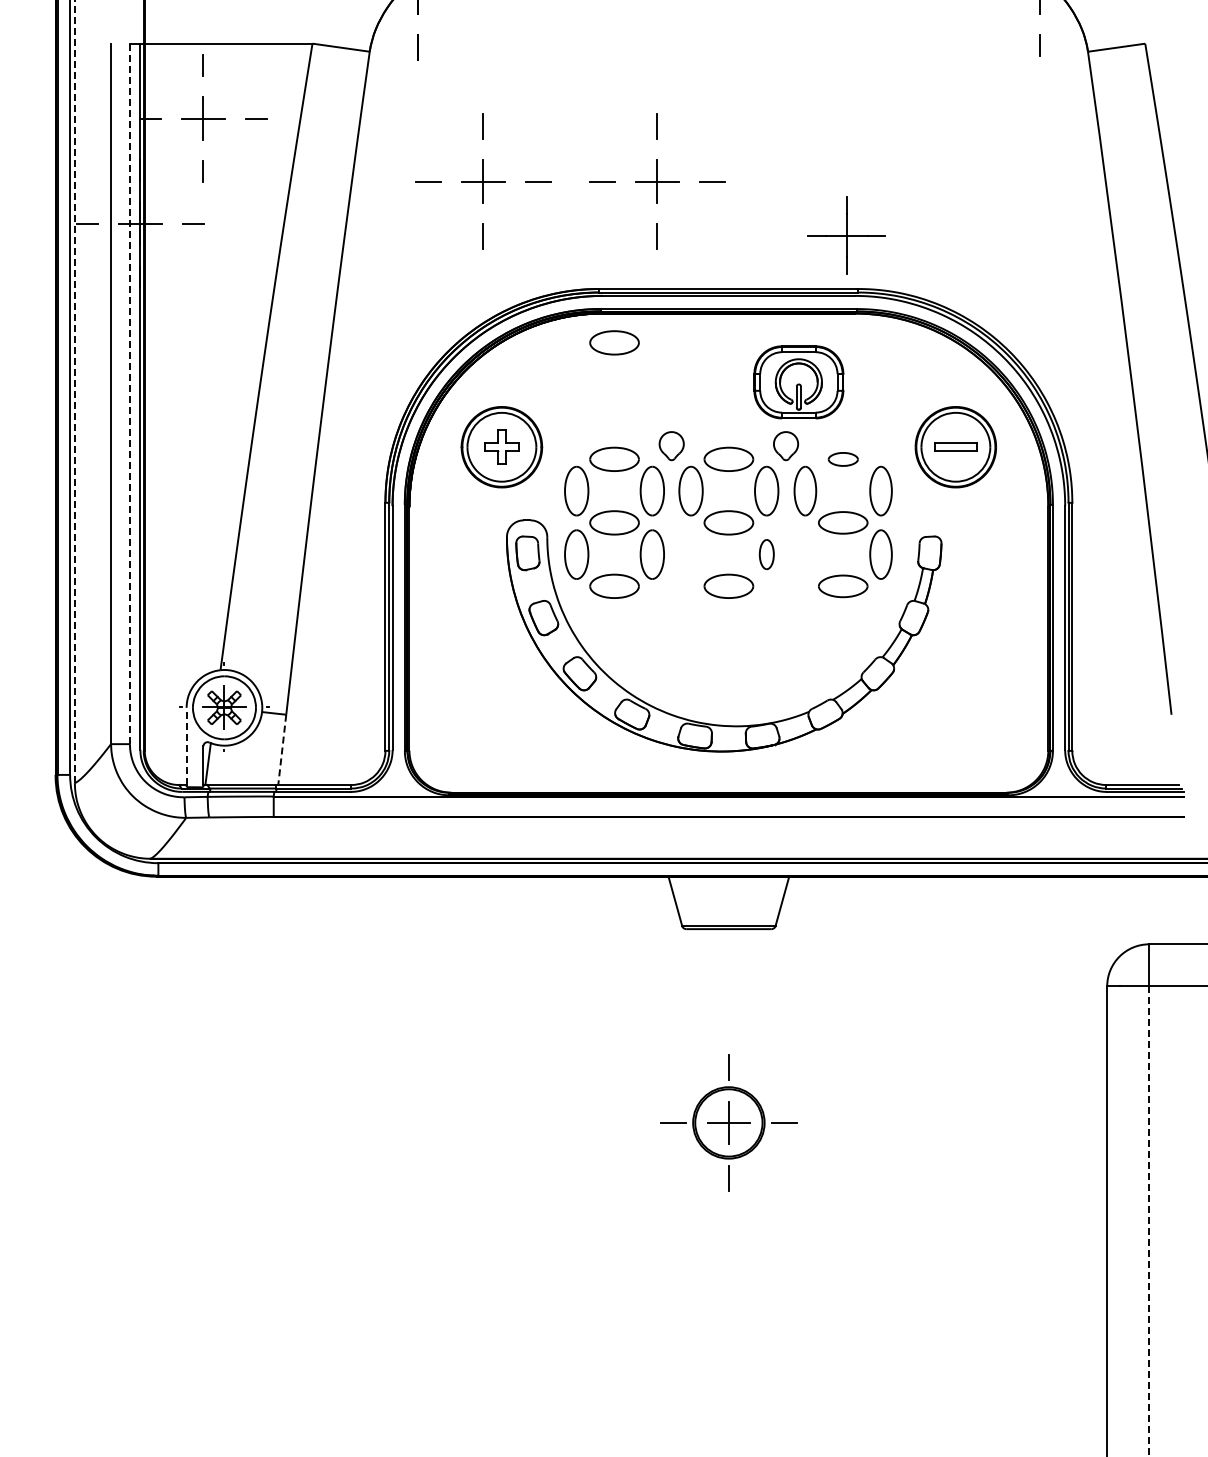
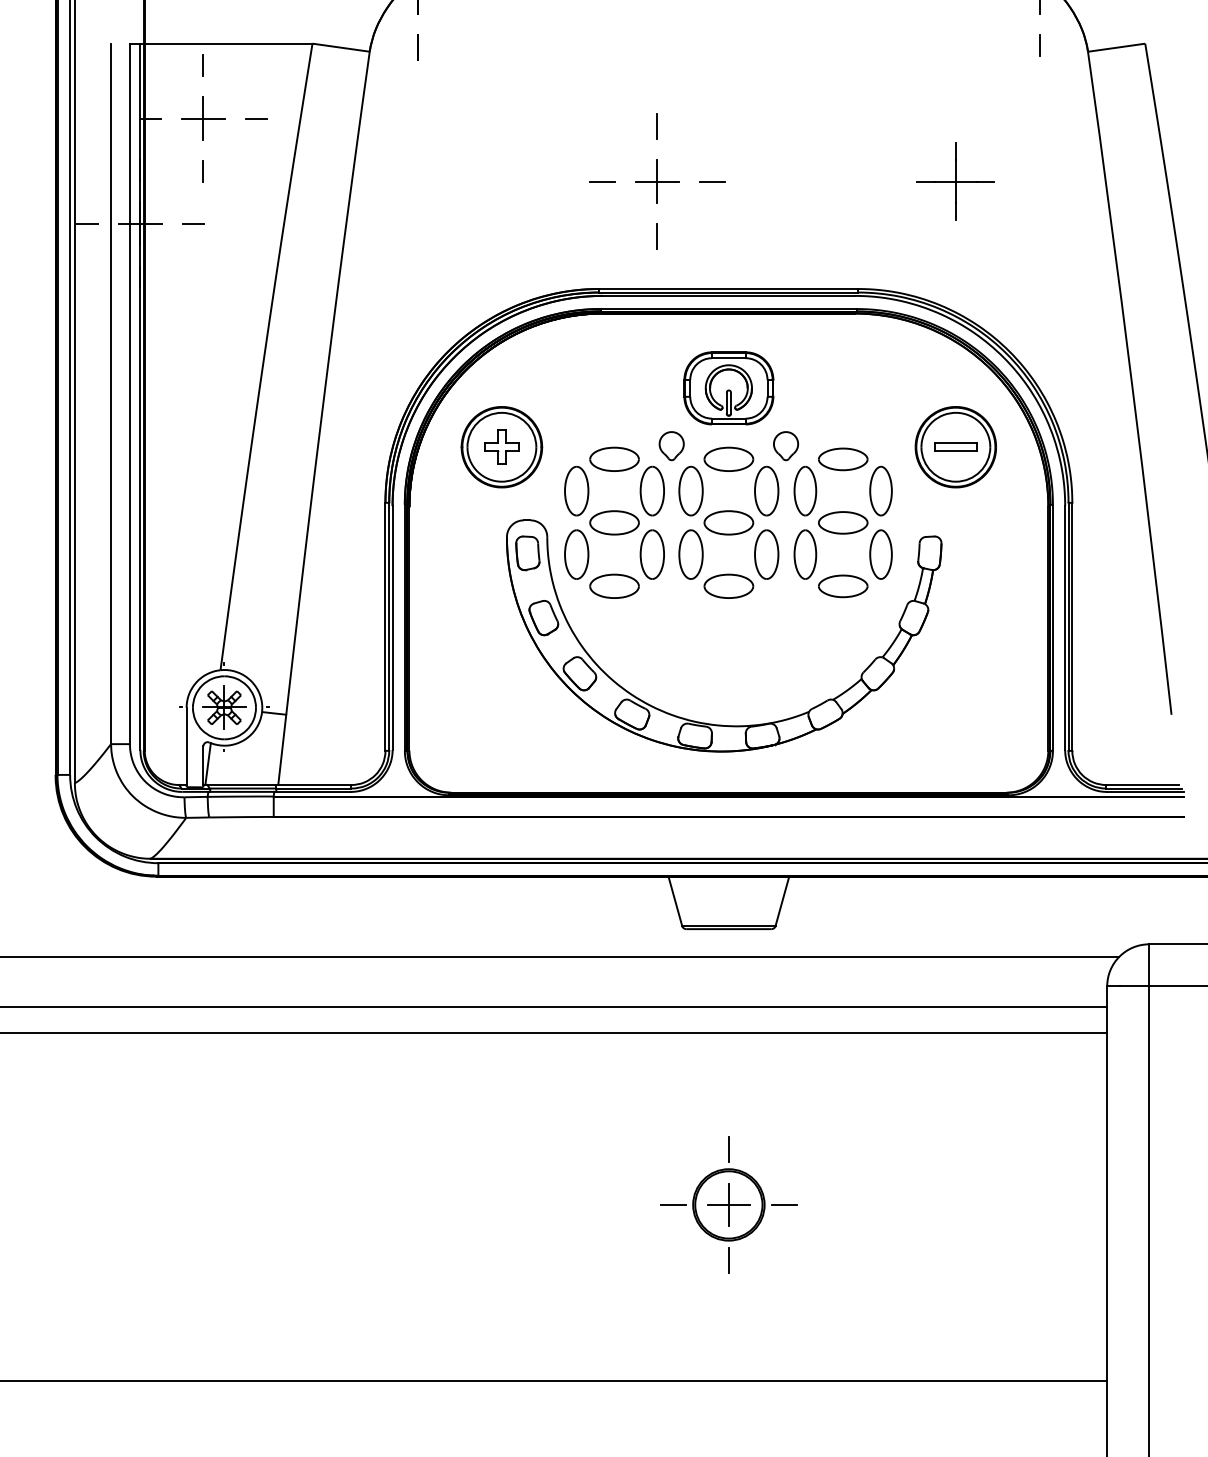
part: present -> none (483, 181)
part position: (846, 235) -> (955, 181) (955, 181)
part: present -> none (614, 342)
part position: (798, 382) -> (728, 388) (728, 388)
line: dashed -> solid (74, 391)
line: dashed -> solid (129, 393)
part size: 32x15 px -> 51x25 px (843, 459)
part: none -> present (690, 554)
part size: 17x32 px -> 26x51 px (766, 554)
part: none -> present (805, 554)
line: dashed -> solid (186, 746)
line: dashed -> solid (282, 750)
line: none -> present (560, 956)
line: none -> present (554, 1007)
line: none -> present (554, 1032)
part position: (728, 1122) -> (728, 1204) (728, 1204)
line: dashed -> solid (1149, 1221)
line: none -> present (554, 1381)
